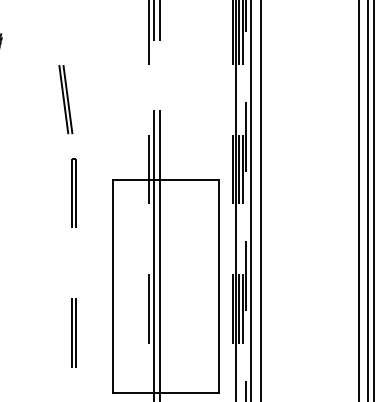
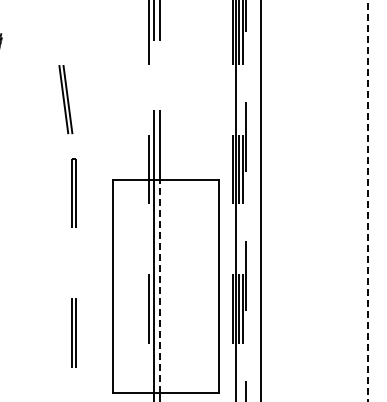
line: present -> none (251, 200)
line: present -> none (358, 200)
line: present -> none (373, 200)
line: solid -> dashed (368, 201)
line: solid -> dashed (159, 286)
